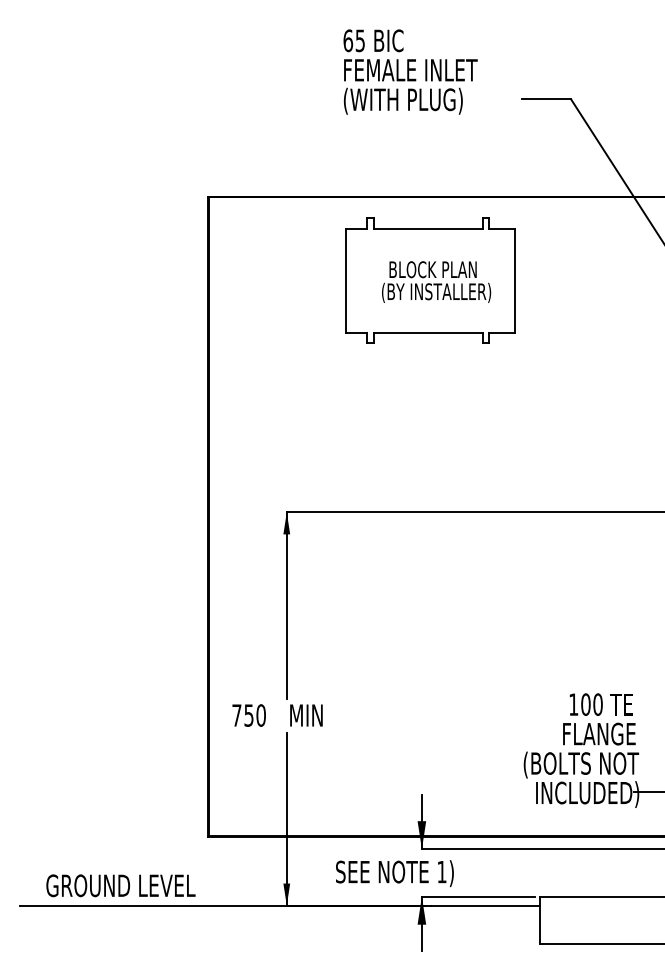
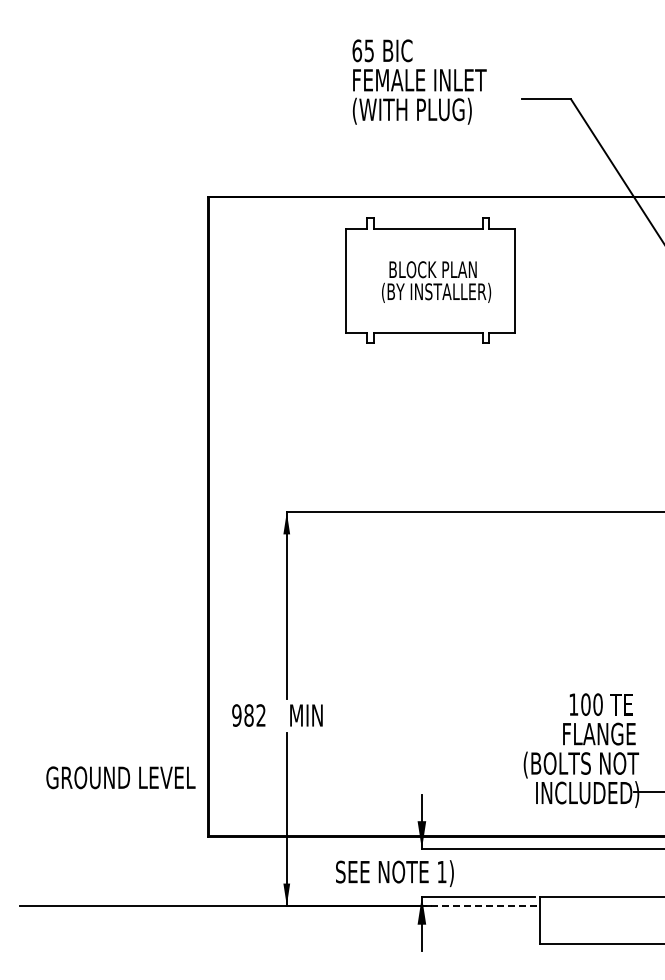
text position: (410, 71) -> (419, 81) (419, 81)
text: 750 -> 982 (248, 715)
text position: (120, 885) -> (120, 777) (120, 777)
line: solid -> dashed (485, 905)
